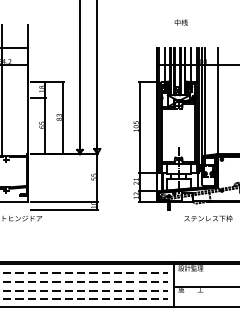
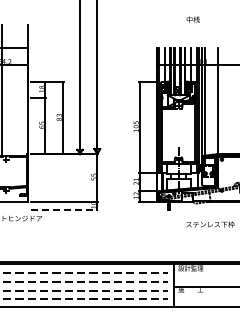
text position: (180, 22) -> (192, 19) (192, 19)
line: solid -> dashed (64, 210)
text position: (208, 218) -> (210, 224) (210, 224)
